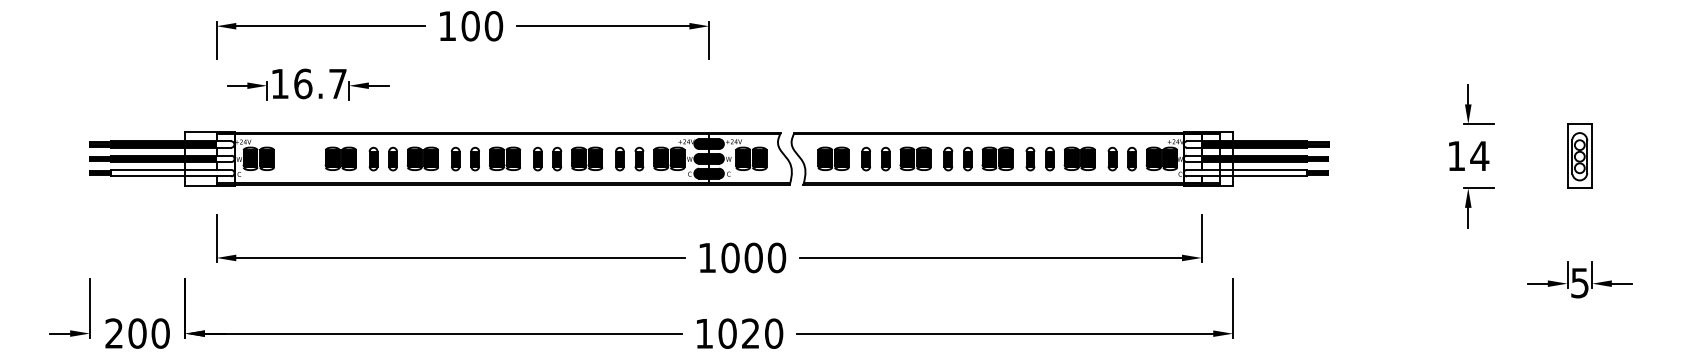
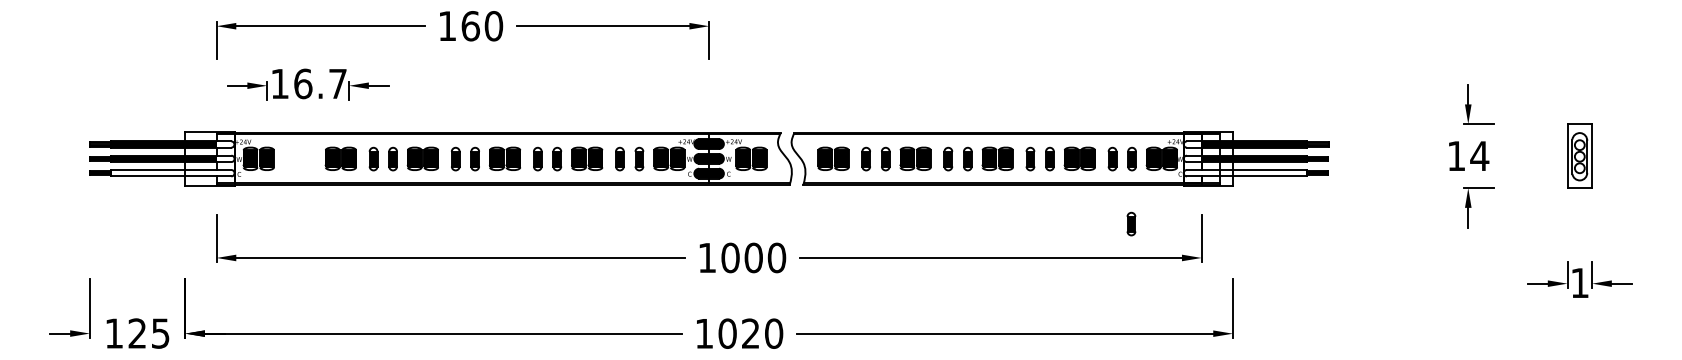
text: 100 -> 160 (470, 26)
part: none -> present (1131, 223)
text: 5 -> 1 (1579, 283)
text: 200 -> 125 (137, 333)
